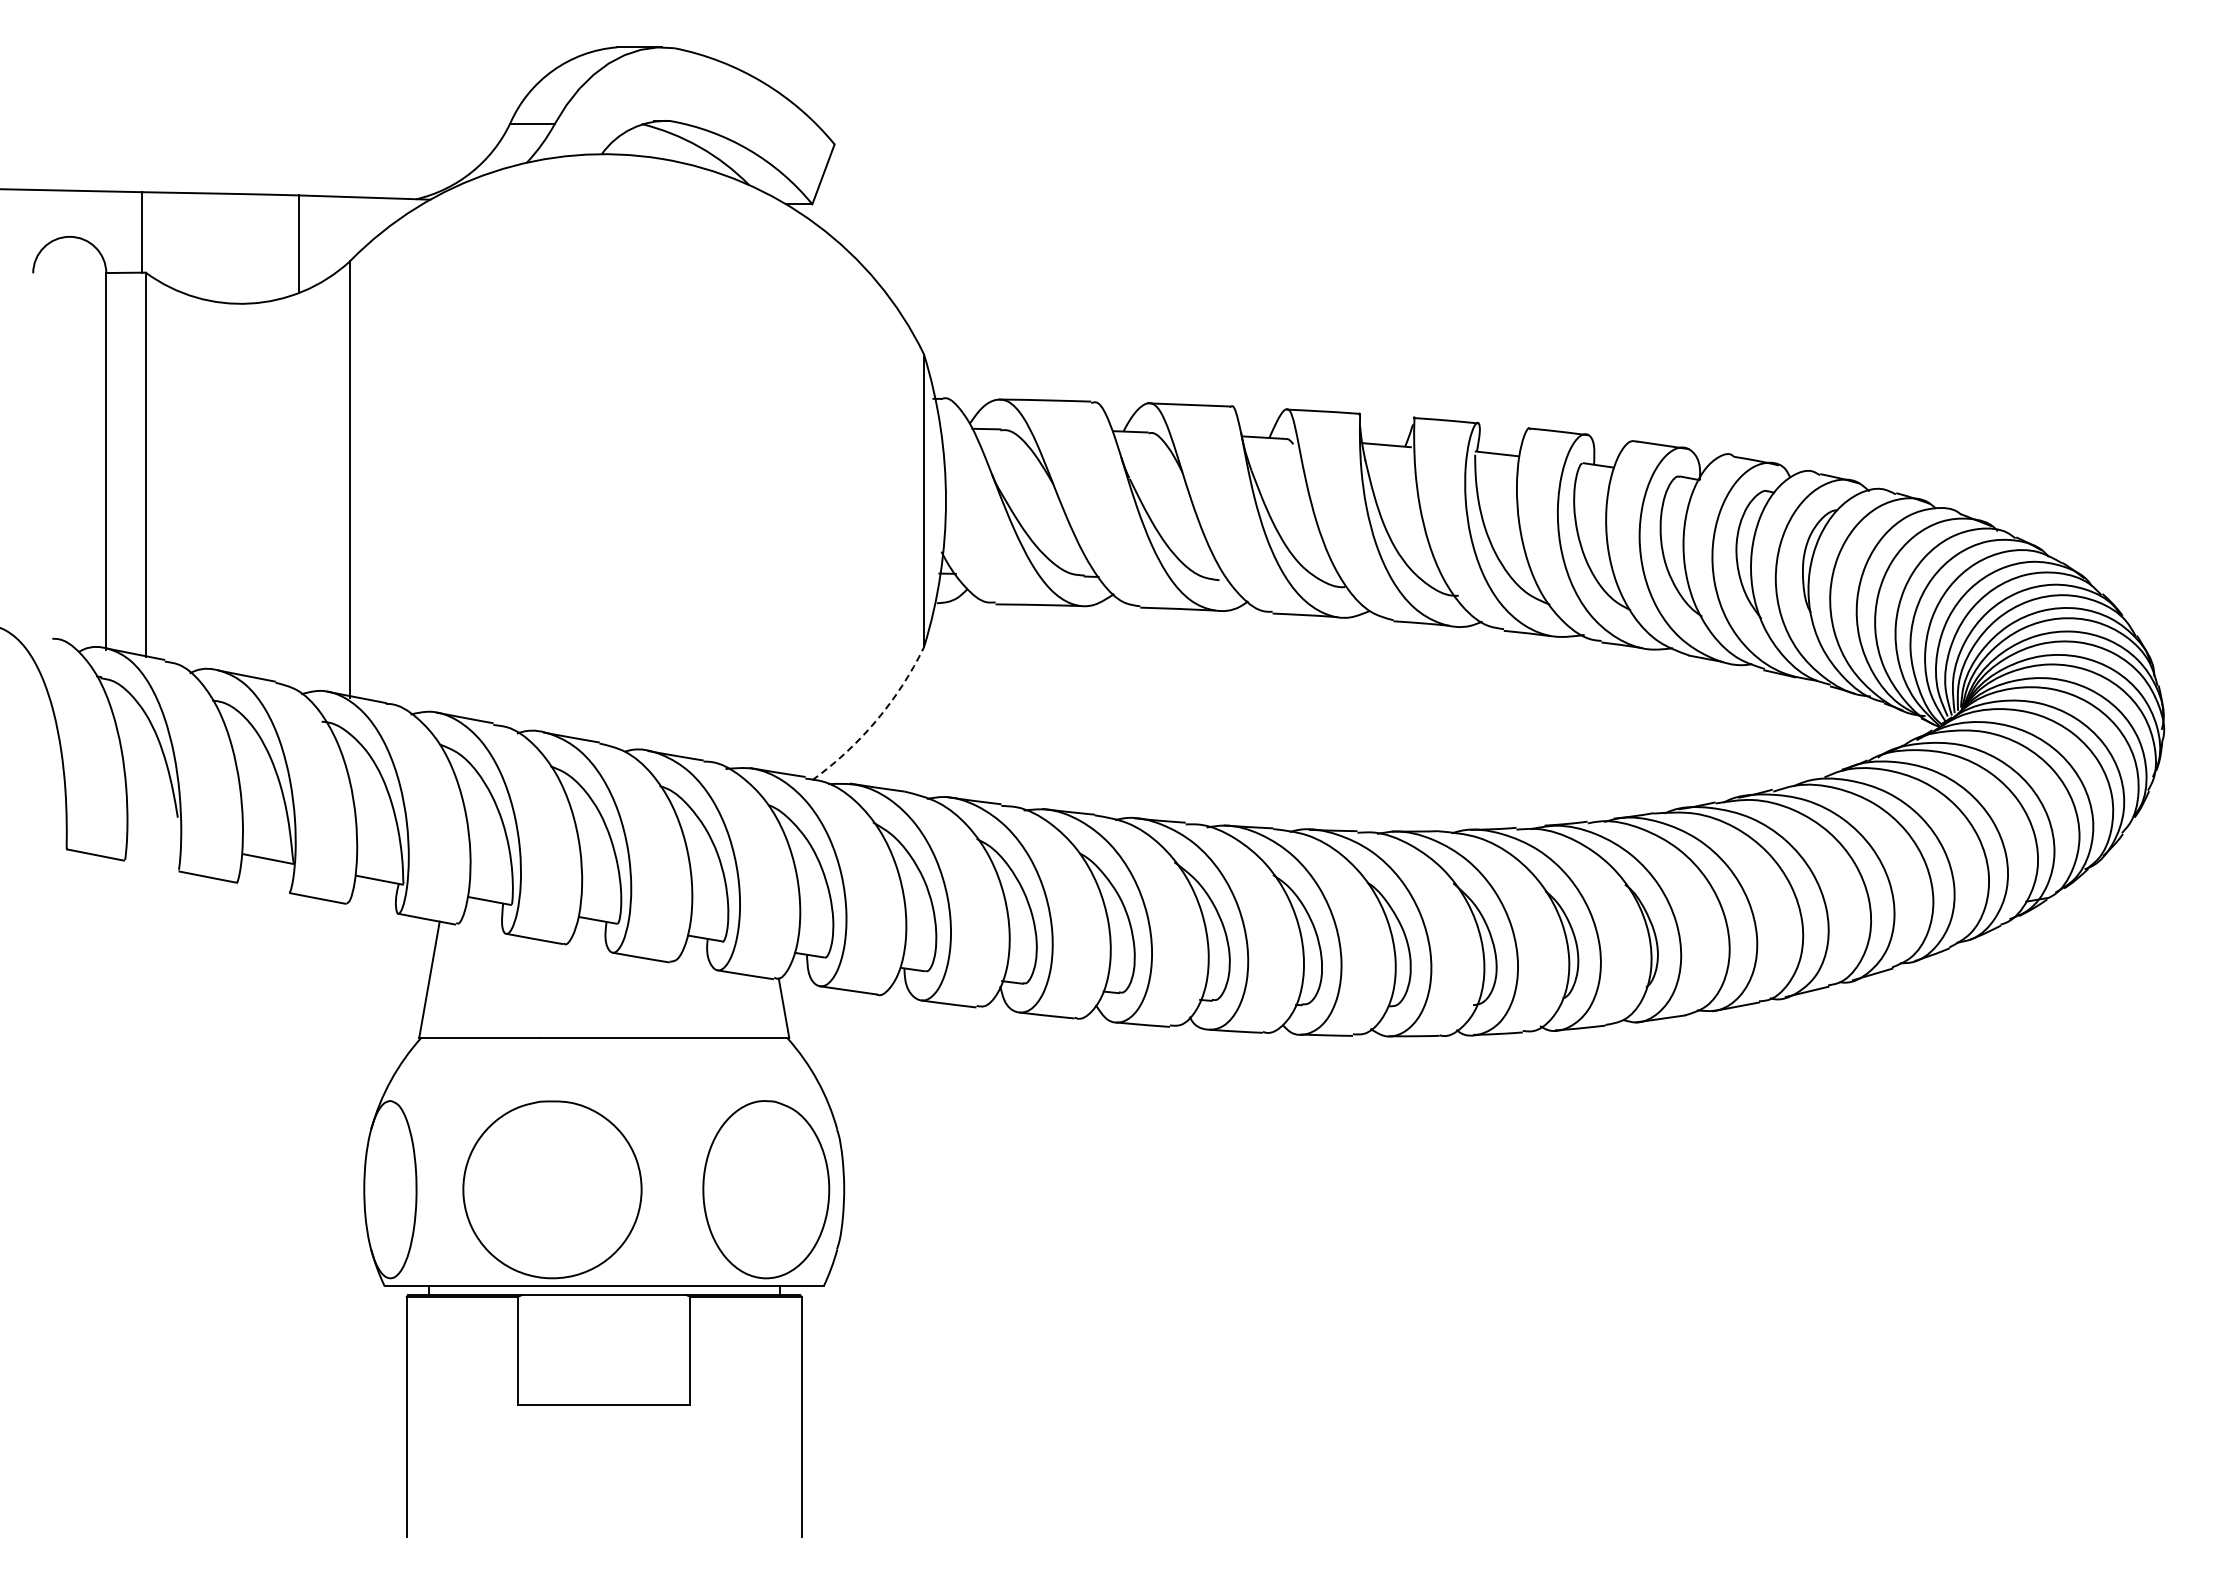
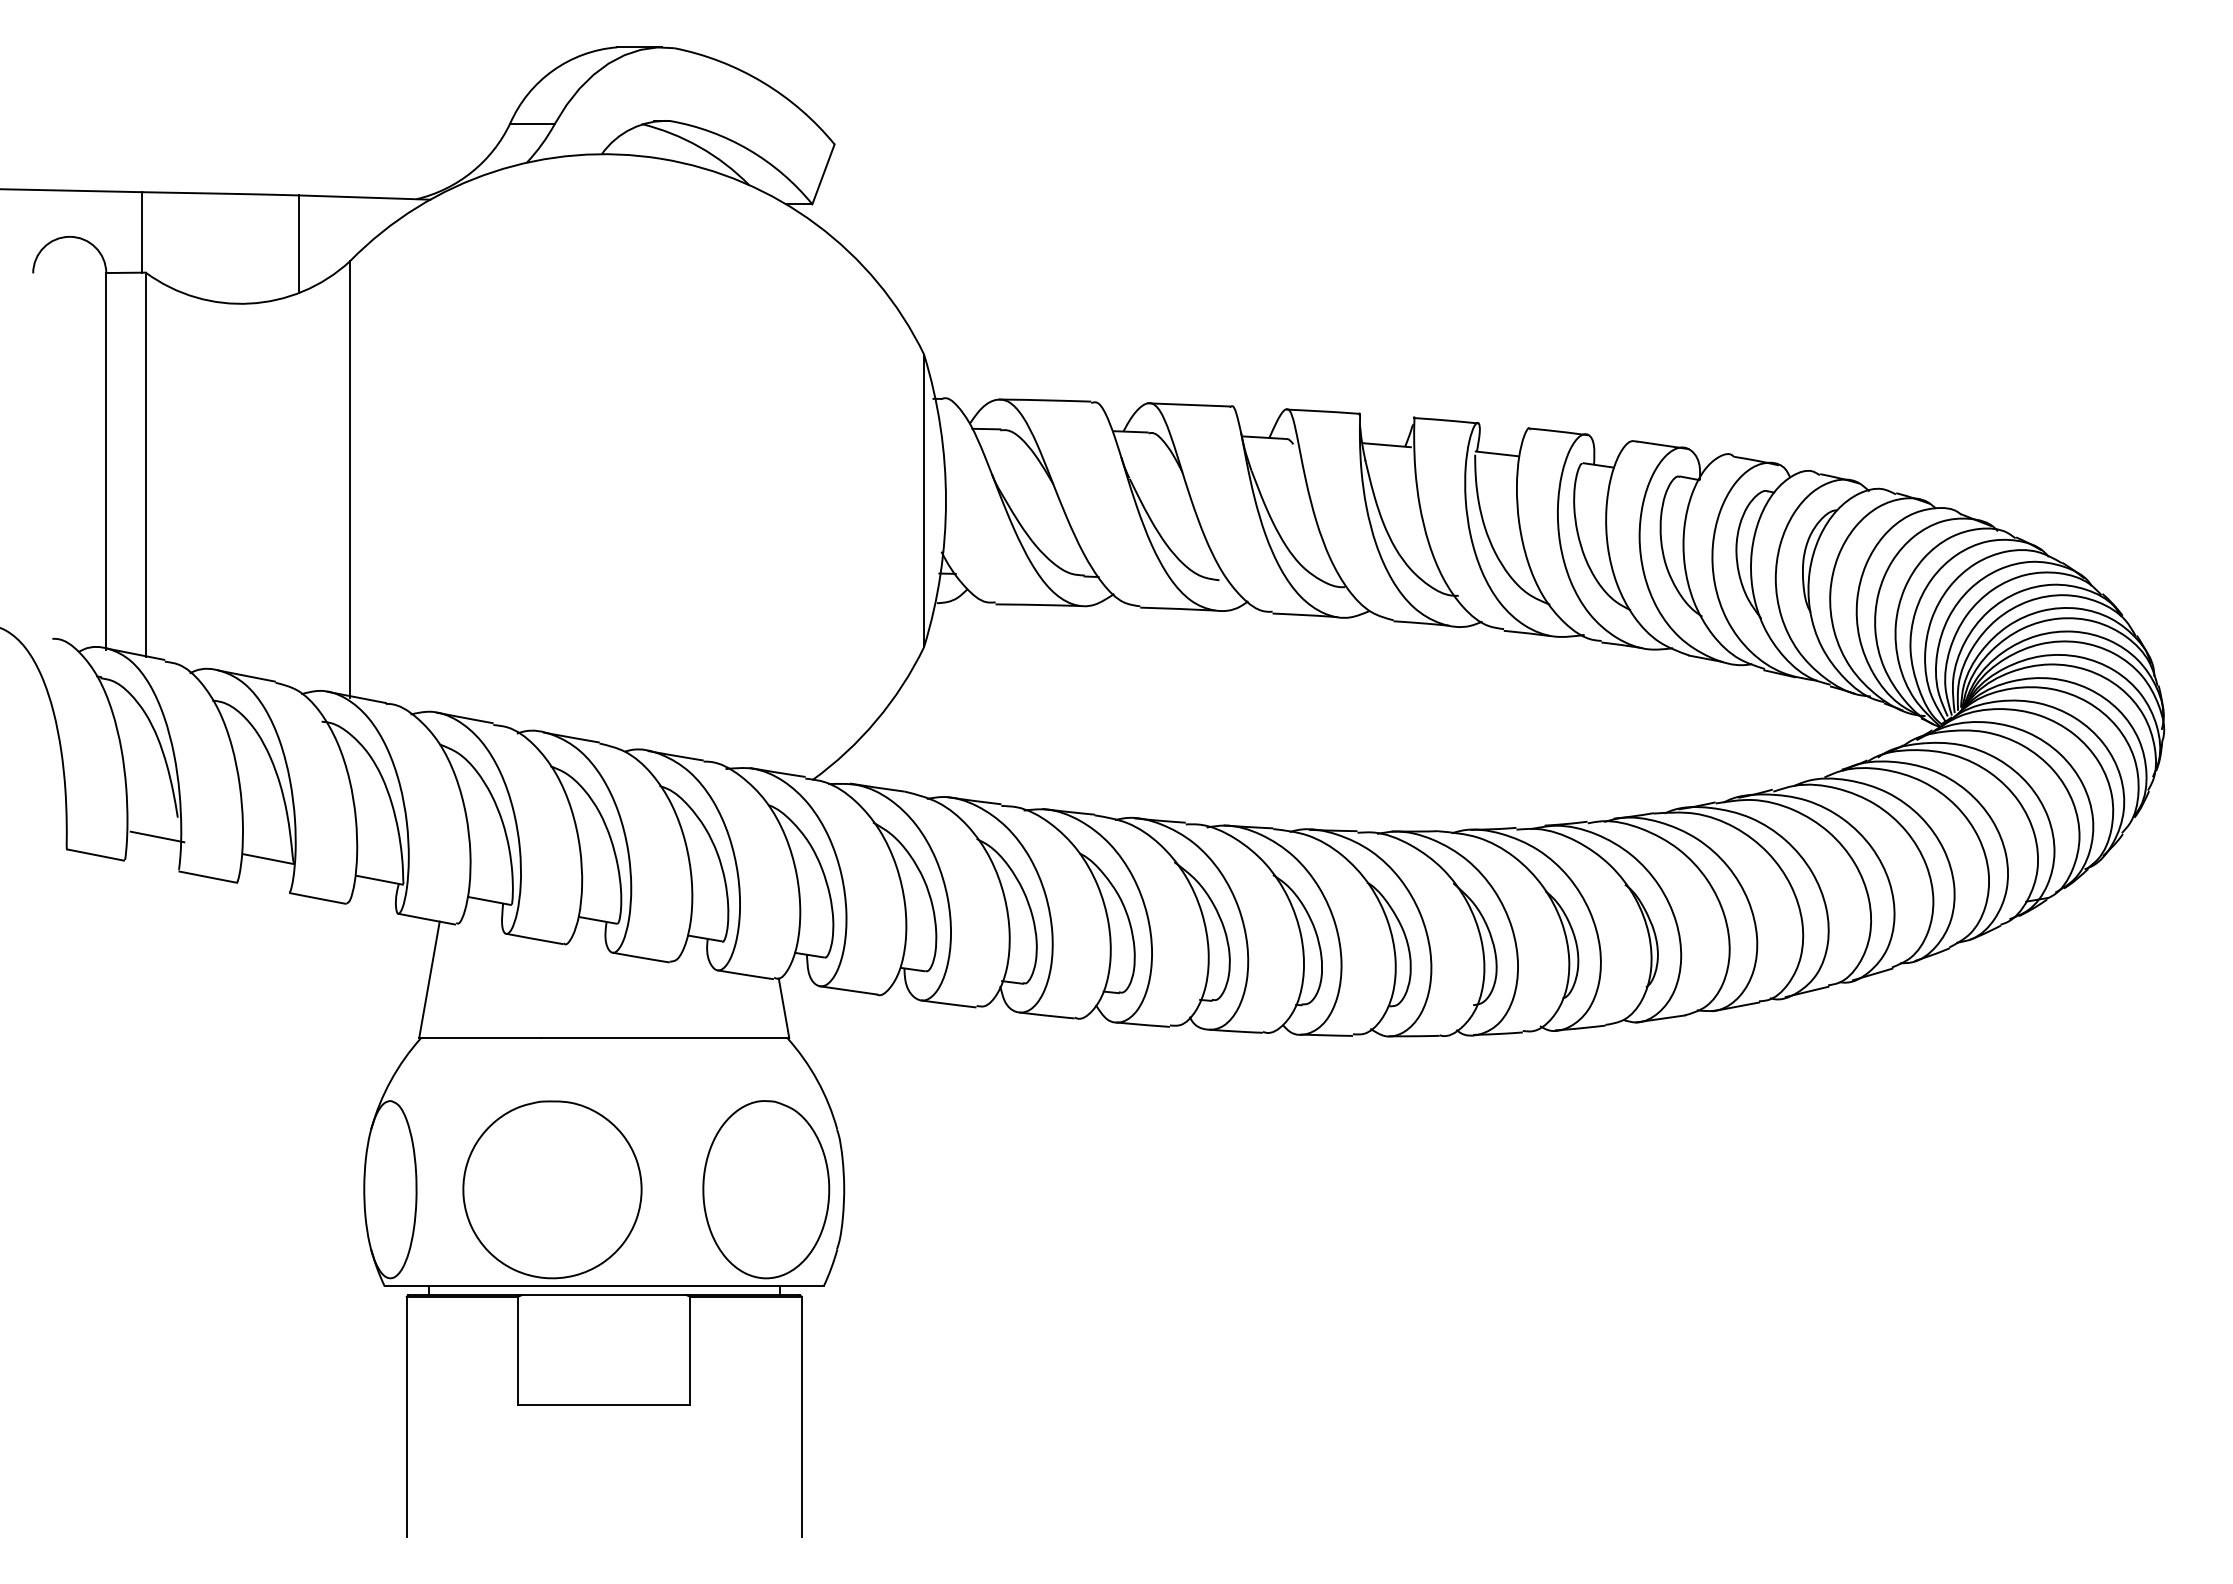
arc: dashed -> solid (876, 720)
line: none -> present (157, 836)
